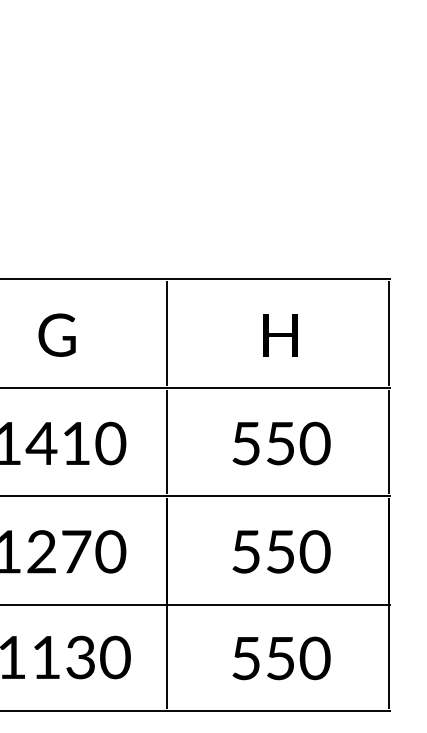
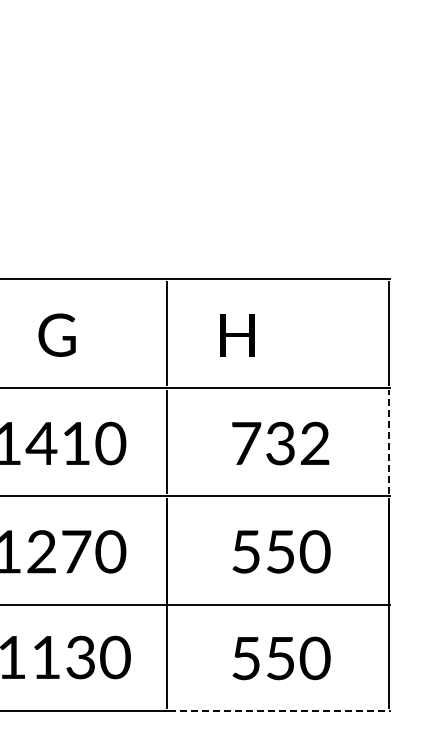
text position: (280, 335) -> (237, 335) (237, 335)
line: solid -> dashed (389, 441)
text: 550 -> 732 (281, 443)
line: solid -> dashed (280, 711)
